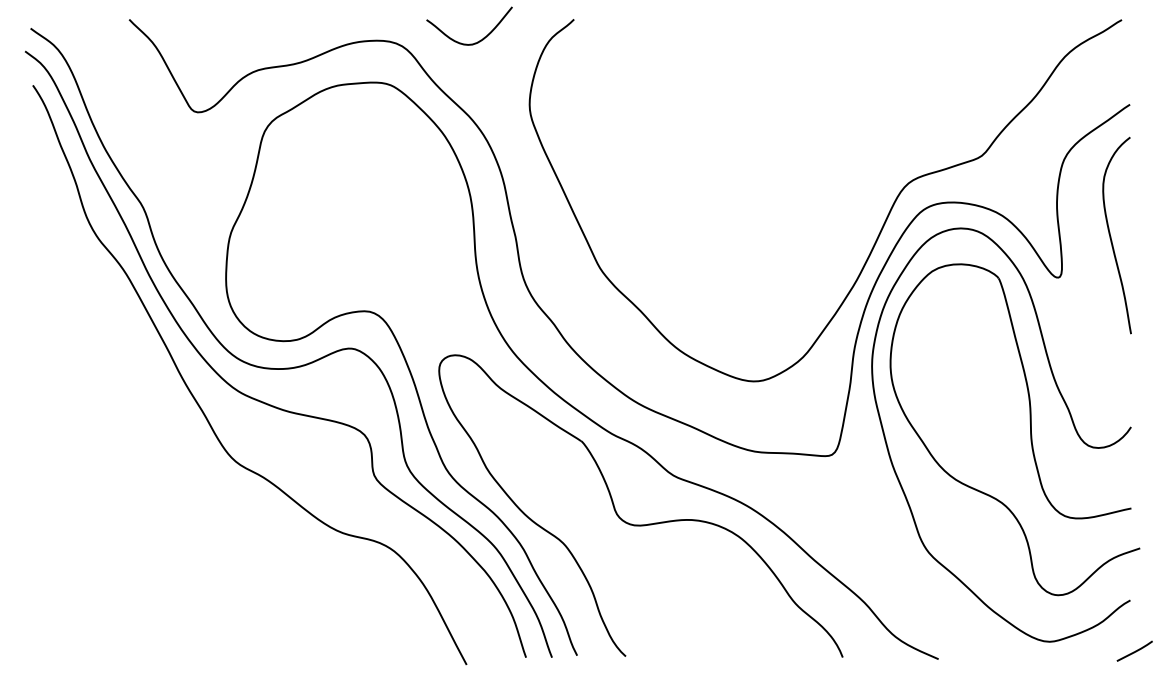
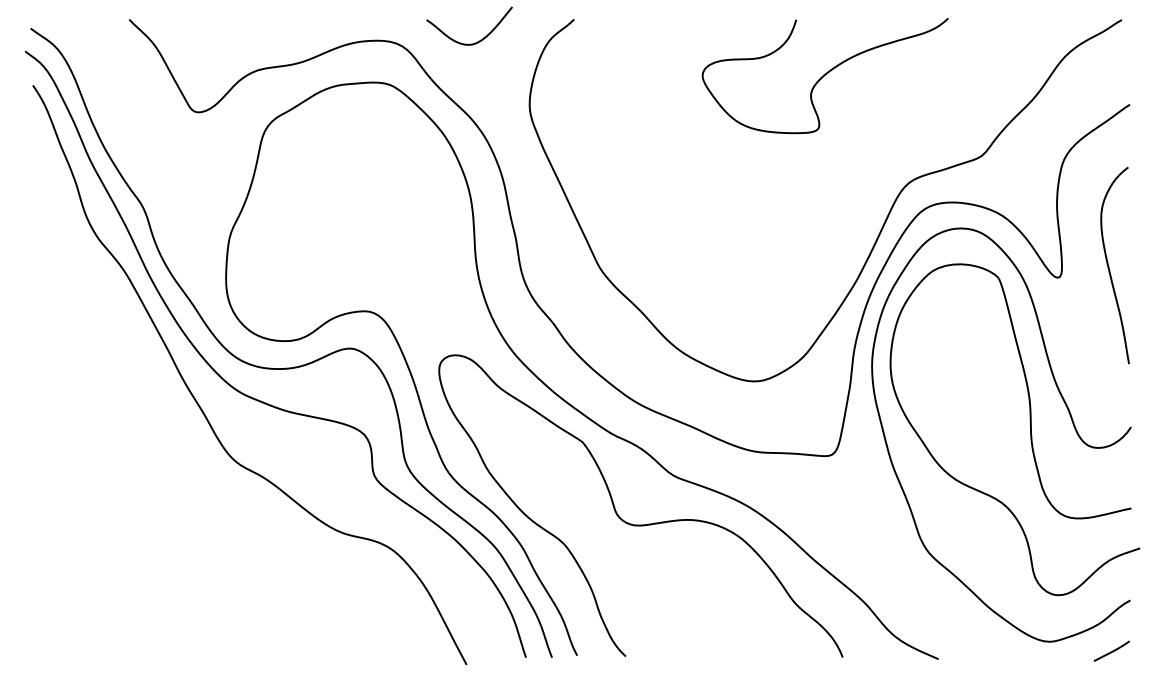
curve: none -> present (824, 76)
curve position: (1111, 236) -> (1109, 266) (1109, 266)
line position: (1135, 650) -> (1112, 650) (1112, 650)
